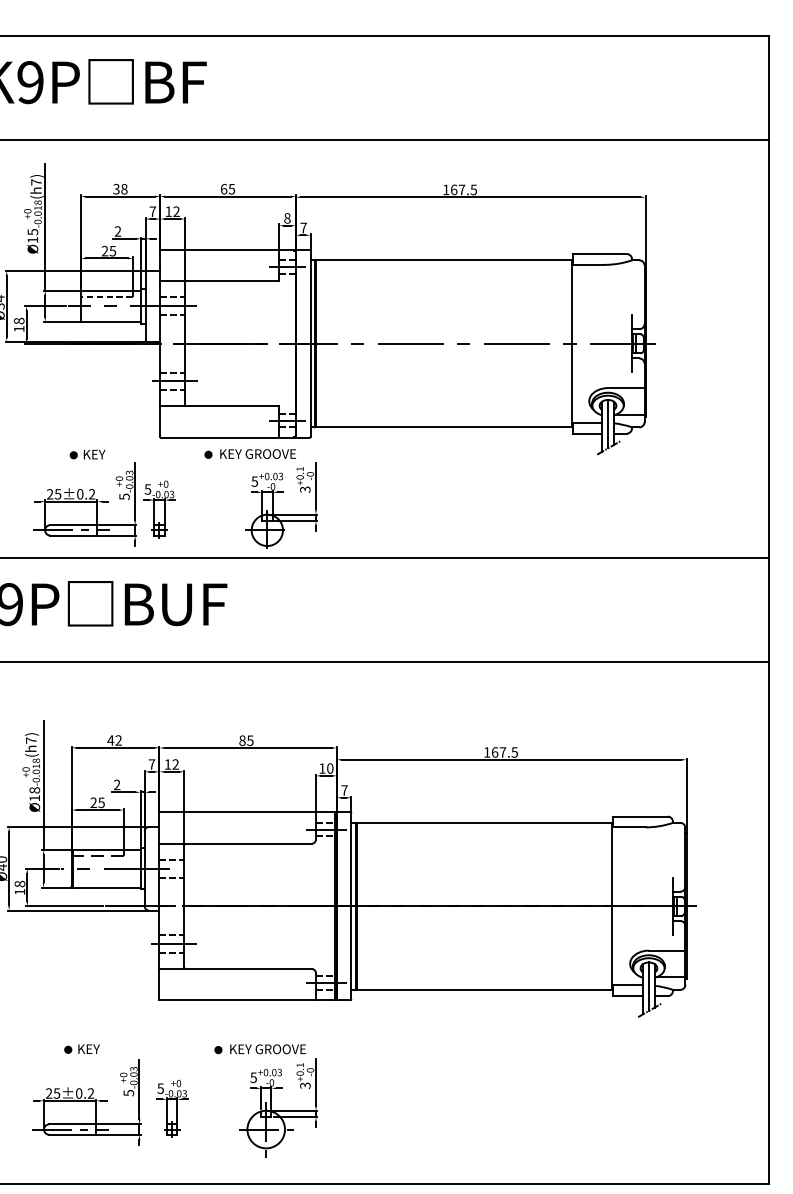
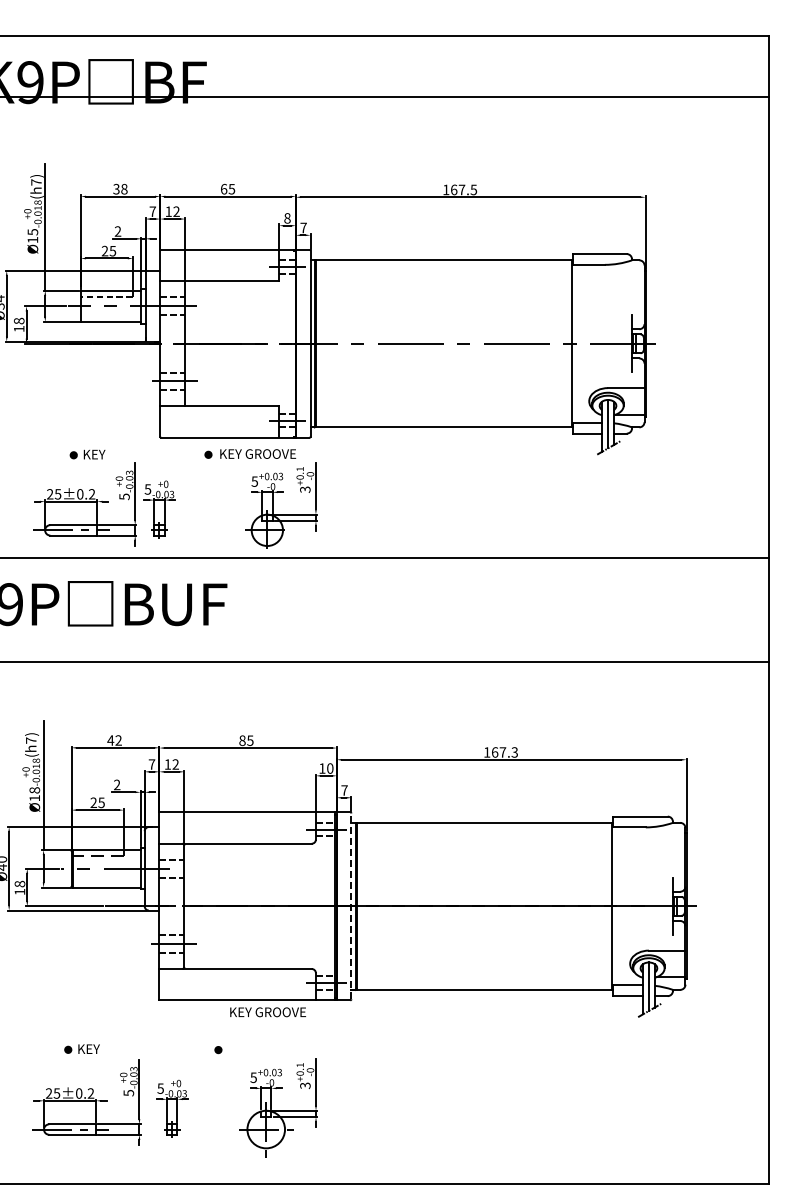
line position: (385, 140) -> (385, 97) (385, 97)
text: 167.5 -> 167.3 (514, 752)
line: solid -> dashed (351, 906)
text position: (267, 1049) -> (267, 1012) (267, 1012)
